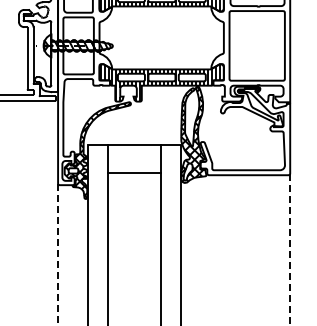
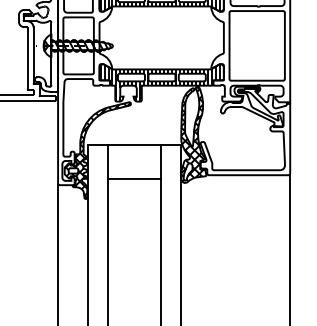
line position: (133, 172) -> (133, 178) (133, 178)
line: dashed -> solid (290, 249)
line: dashed -> solid (58, 254)
